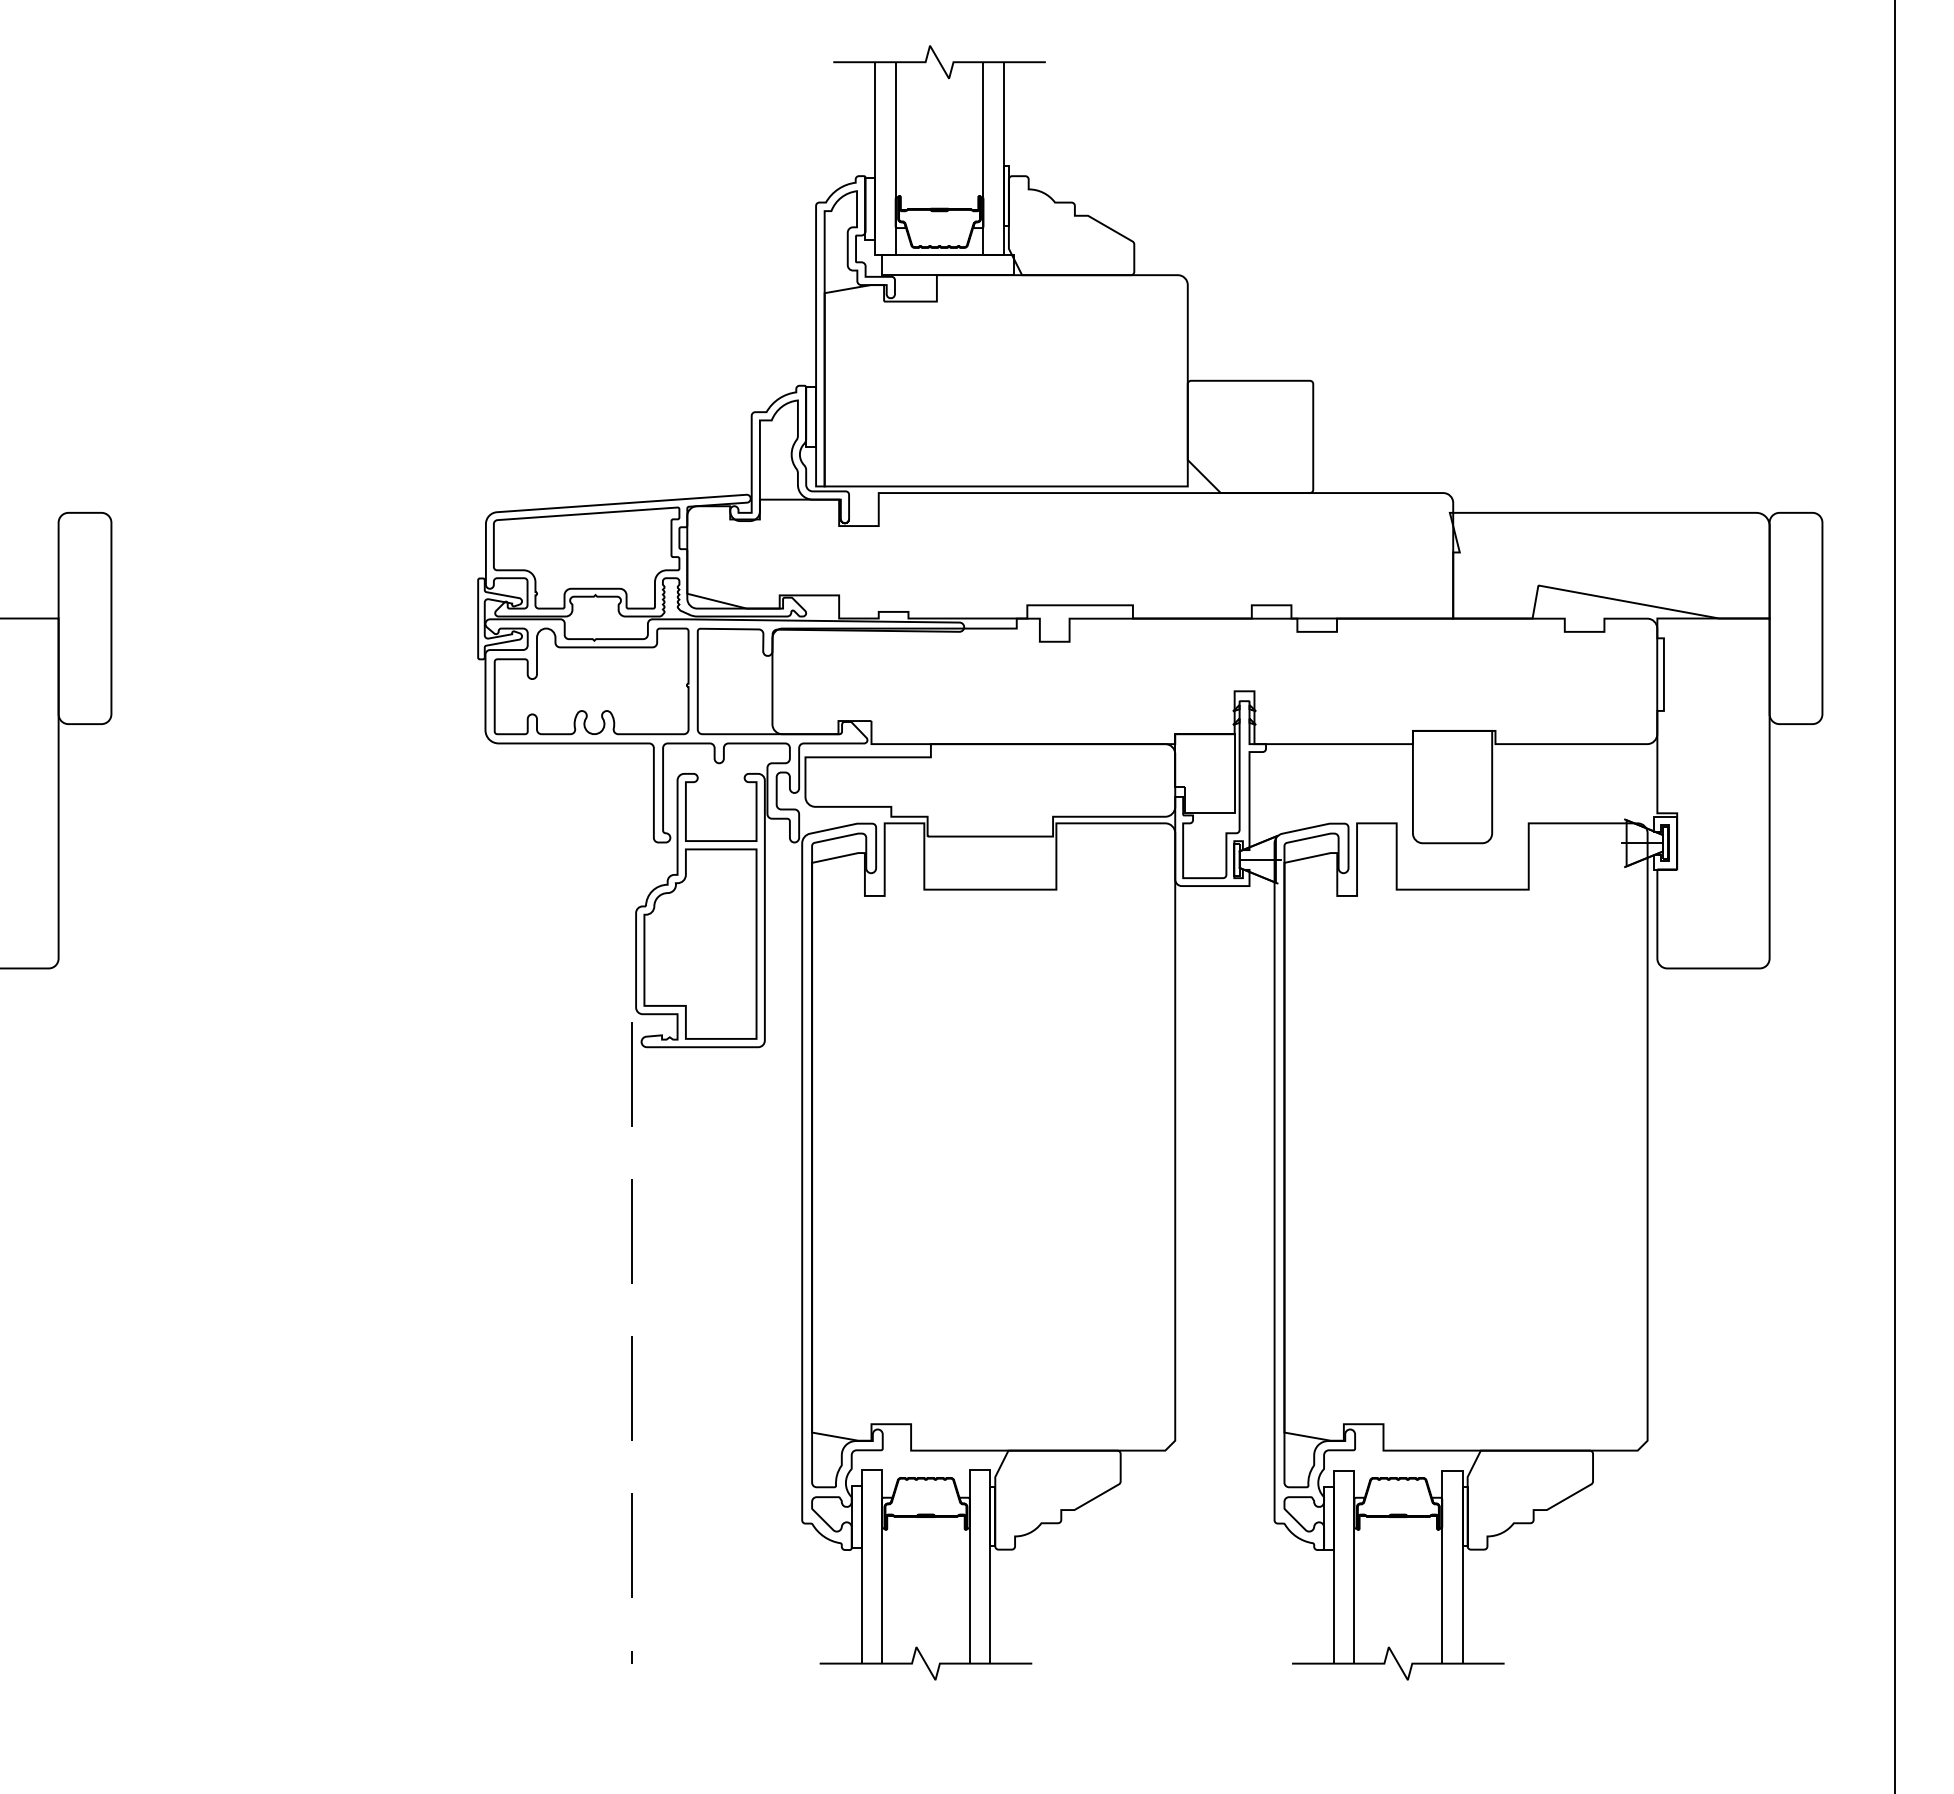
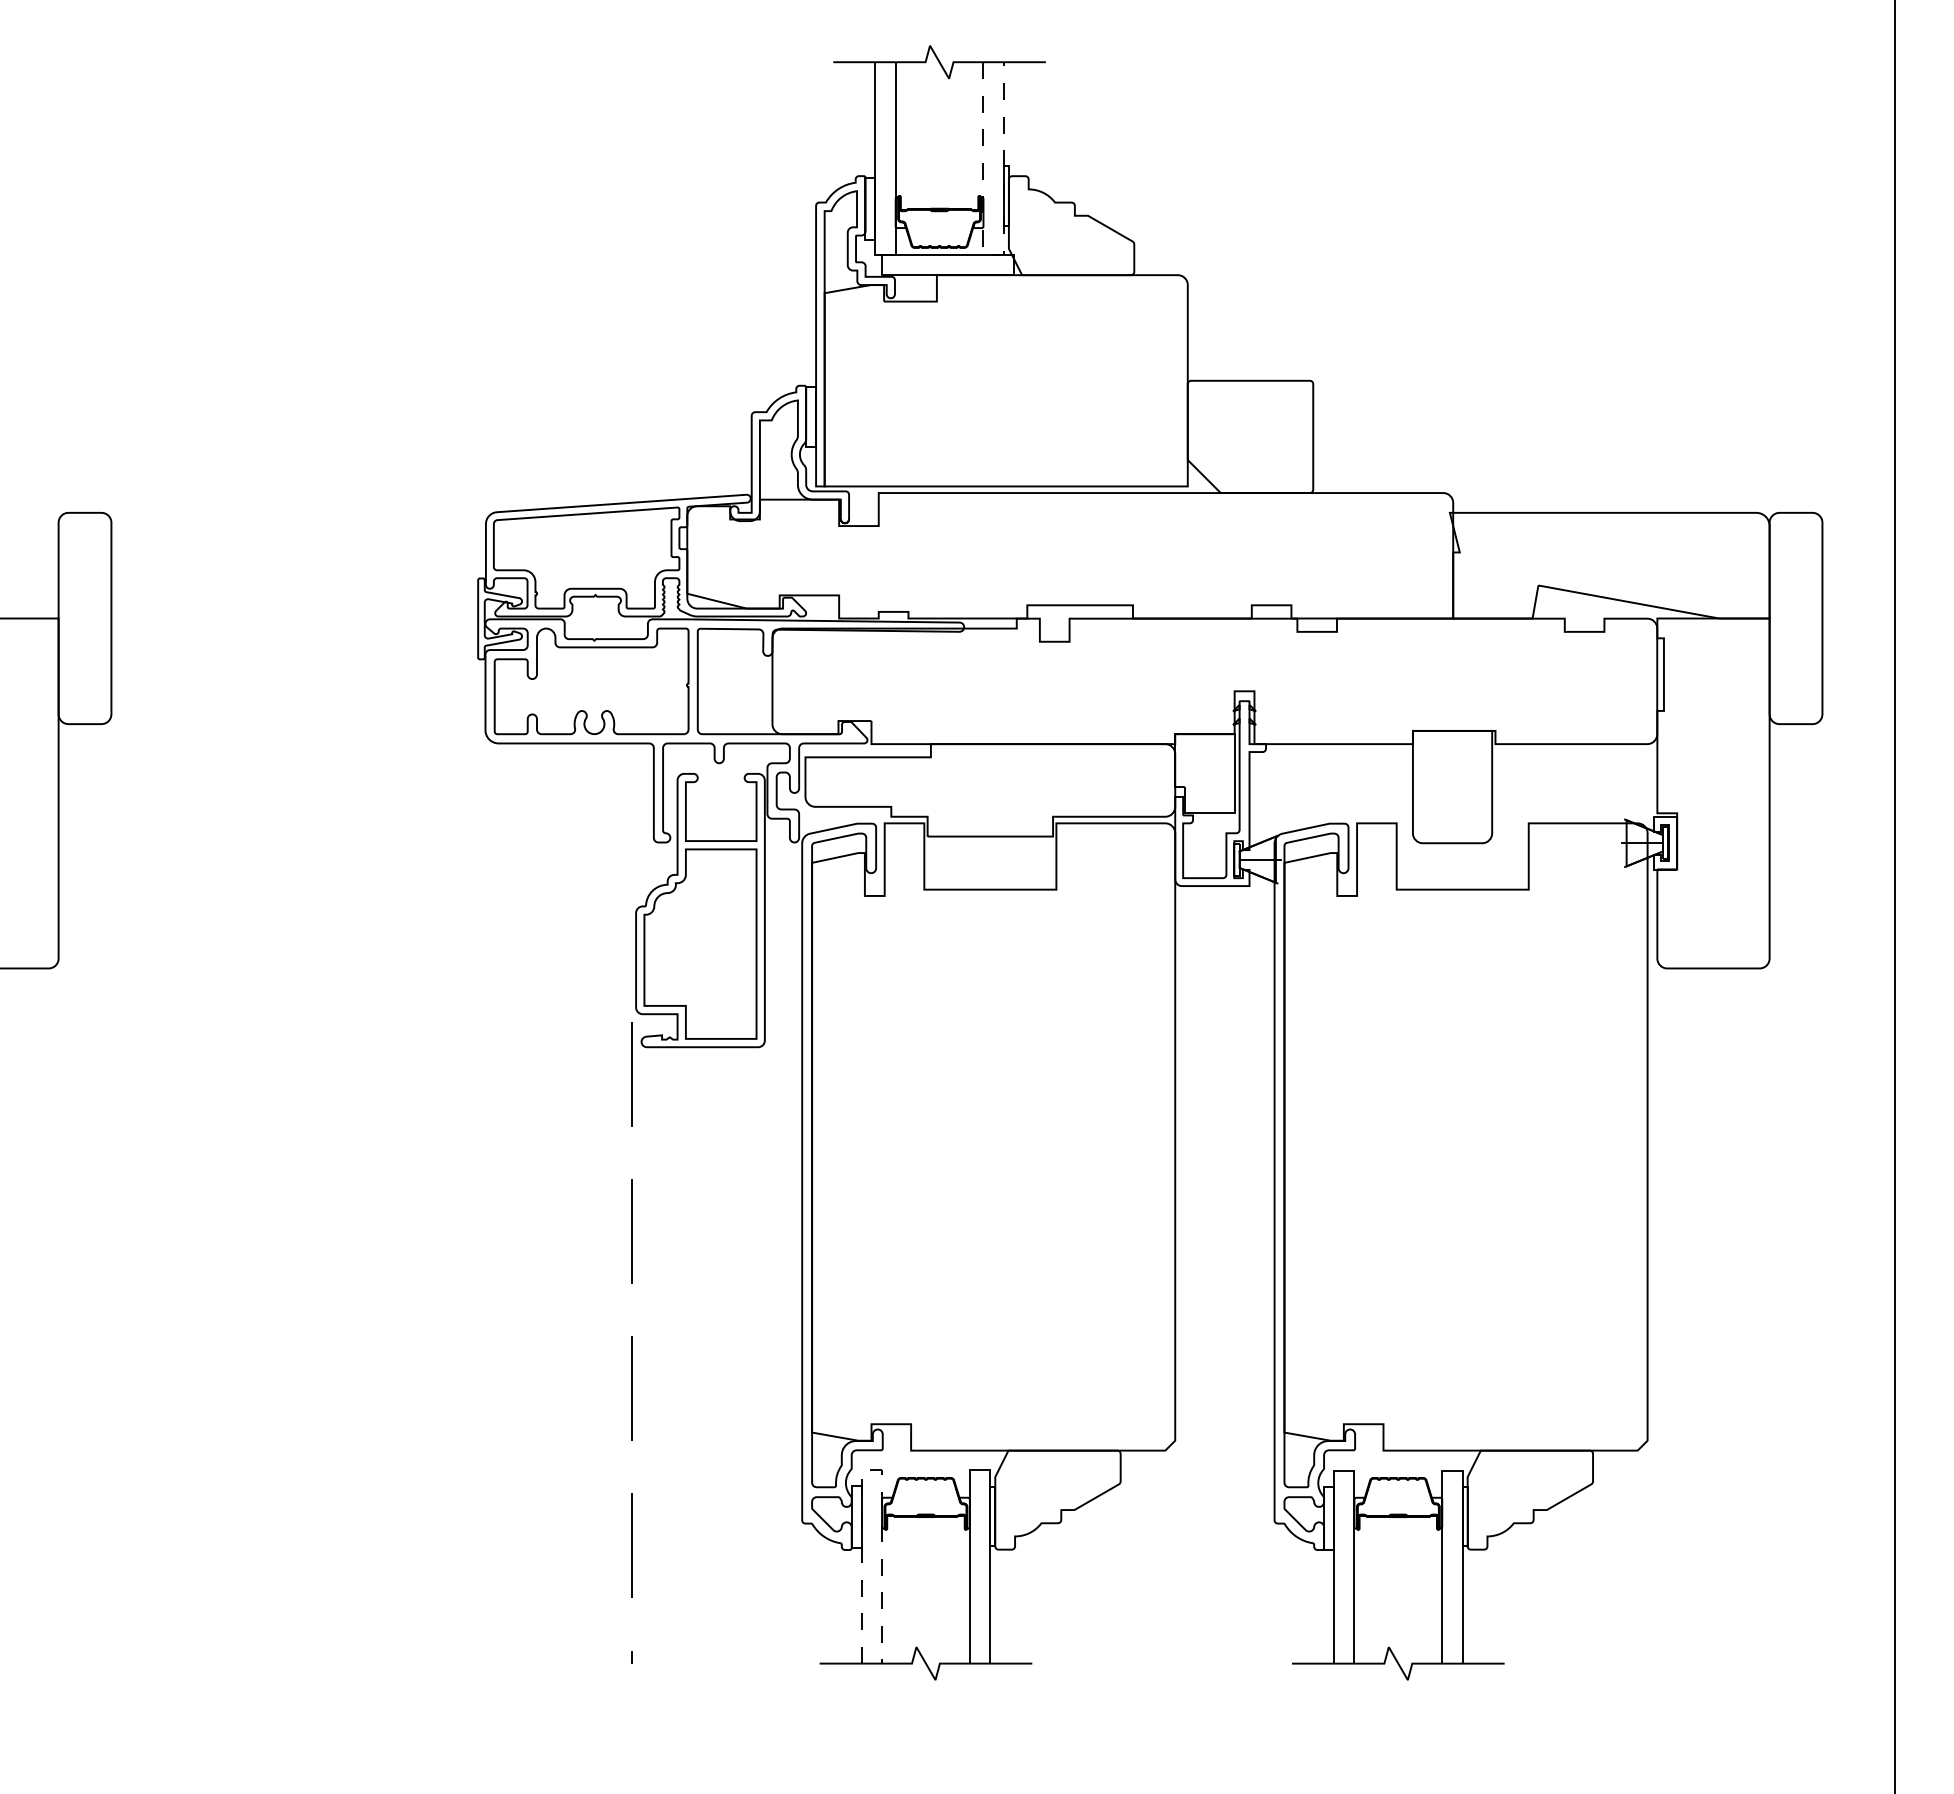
line: solid -> dashed (994, 255)
line: solid -> dashed (872, 1470)
